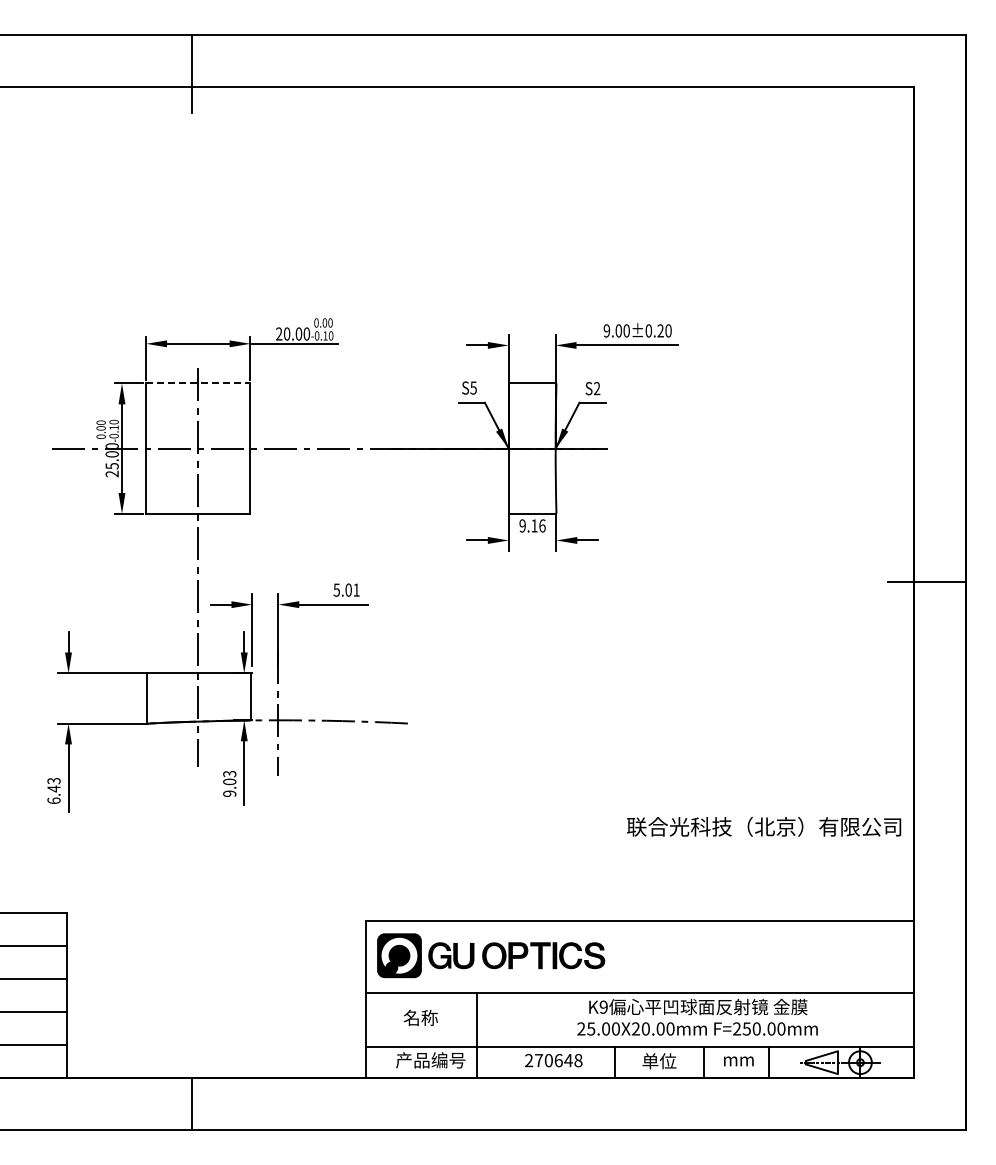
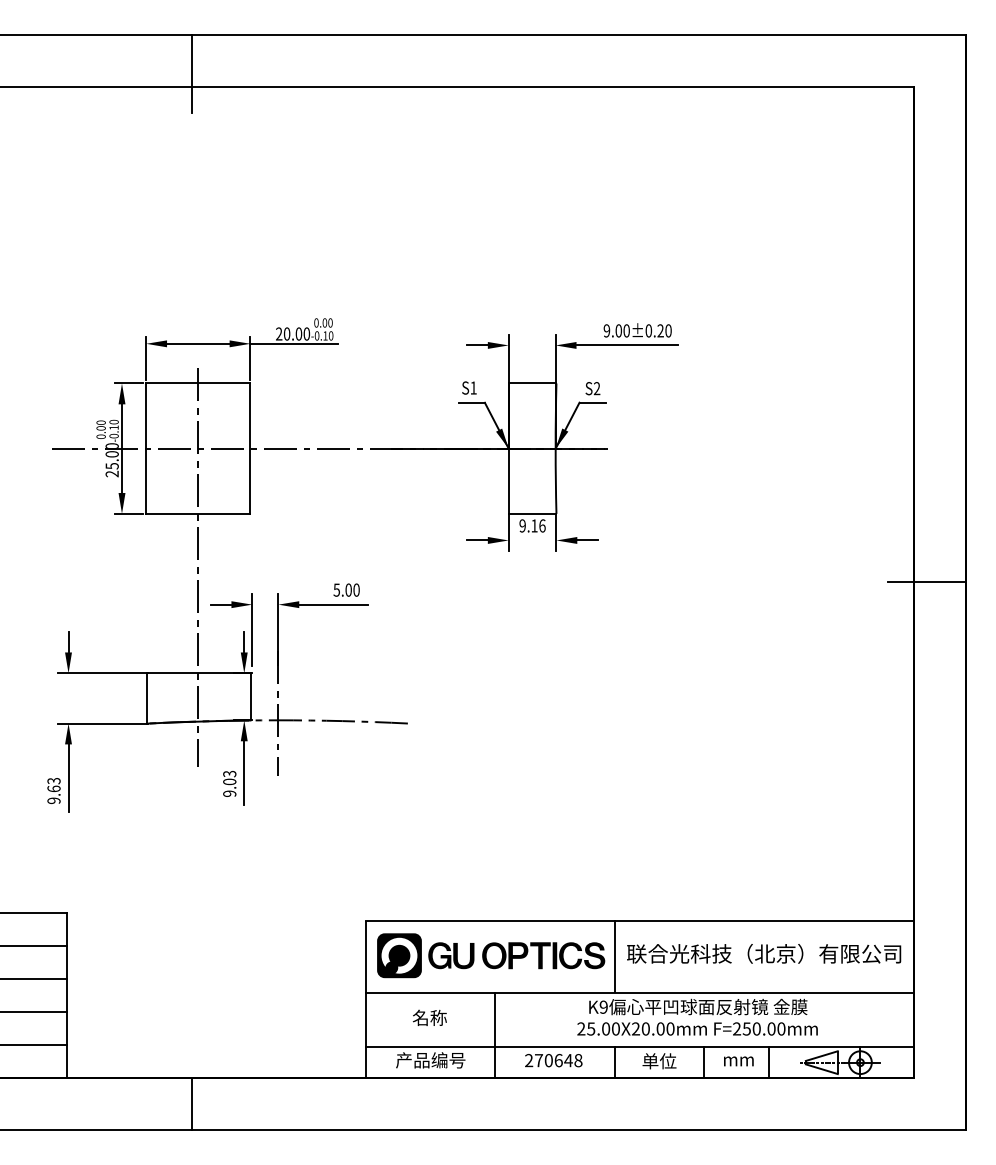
line: dashed -> solid (198, 383)
text: S5 -> S1 (473, 387)
text: 5.01 -> 5.00 (356, 589)
text: 6.43 -> 9.63 (53, 794)
text position: (764, 826) -> (764, 953) (764, 953)
line: none -> present (614, 956)
text position: (420, 1017) -> (429, 1017) (429, 1017)
line position: (477, 1034) -> (495, 1034) (495, 1034)
